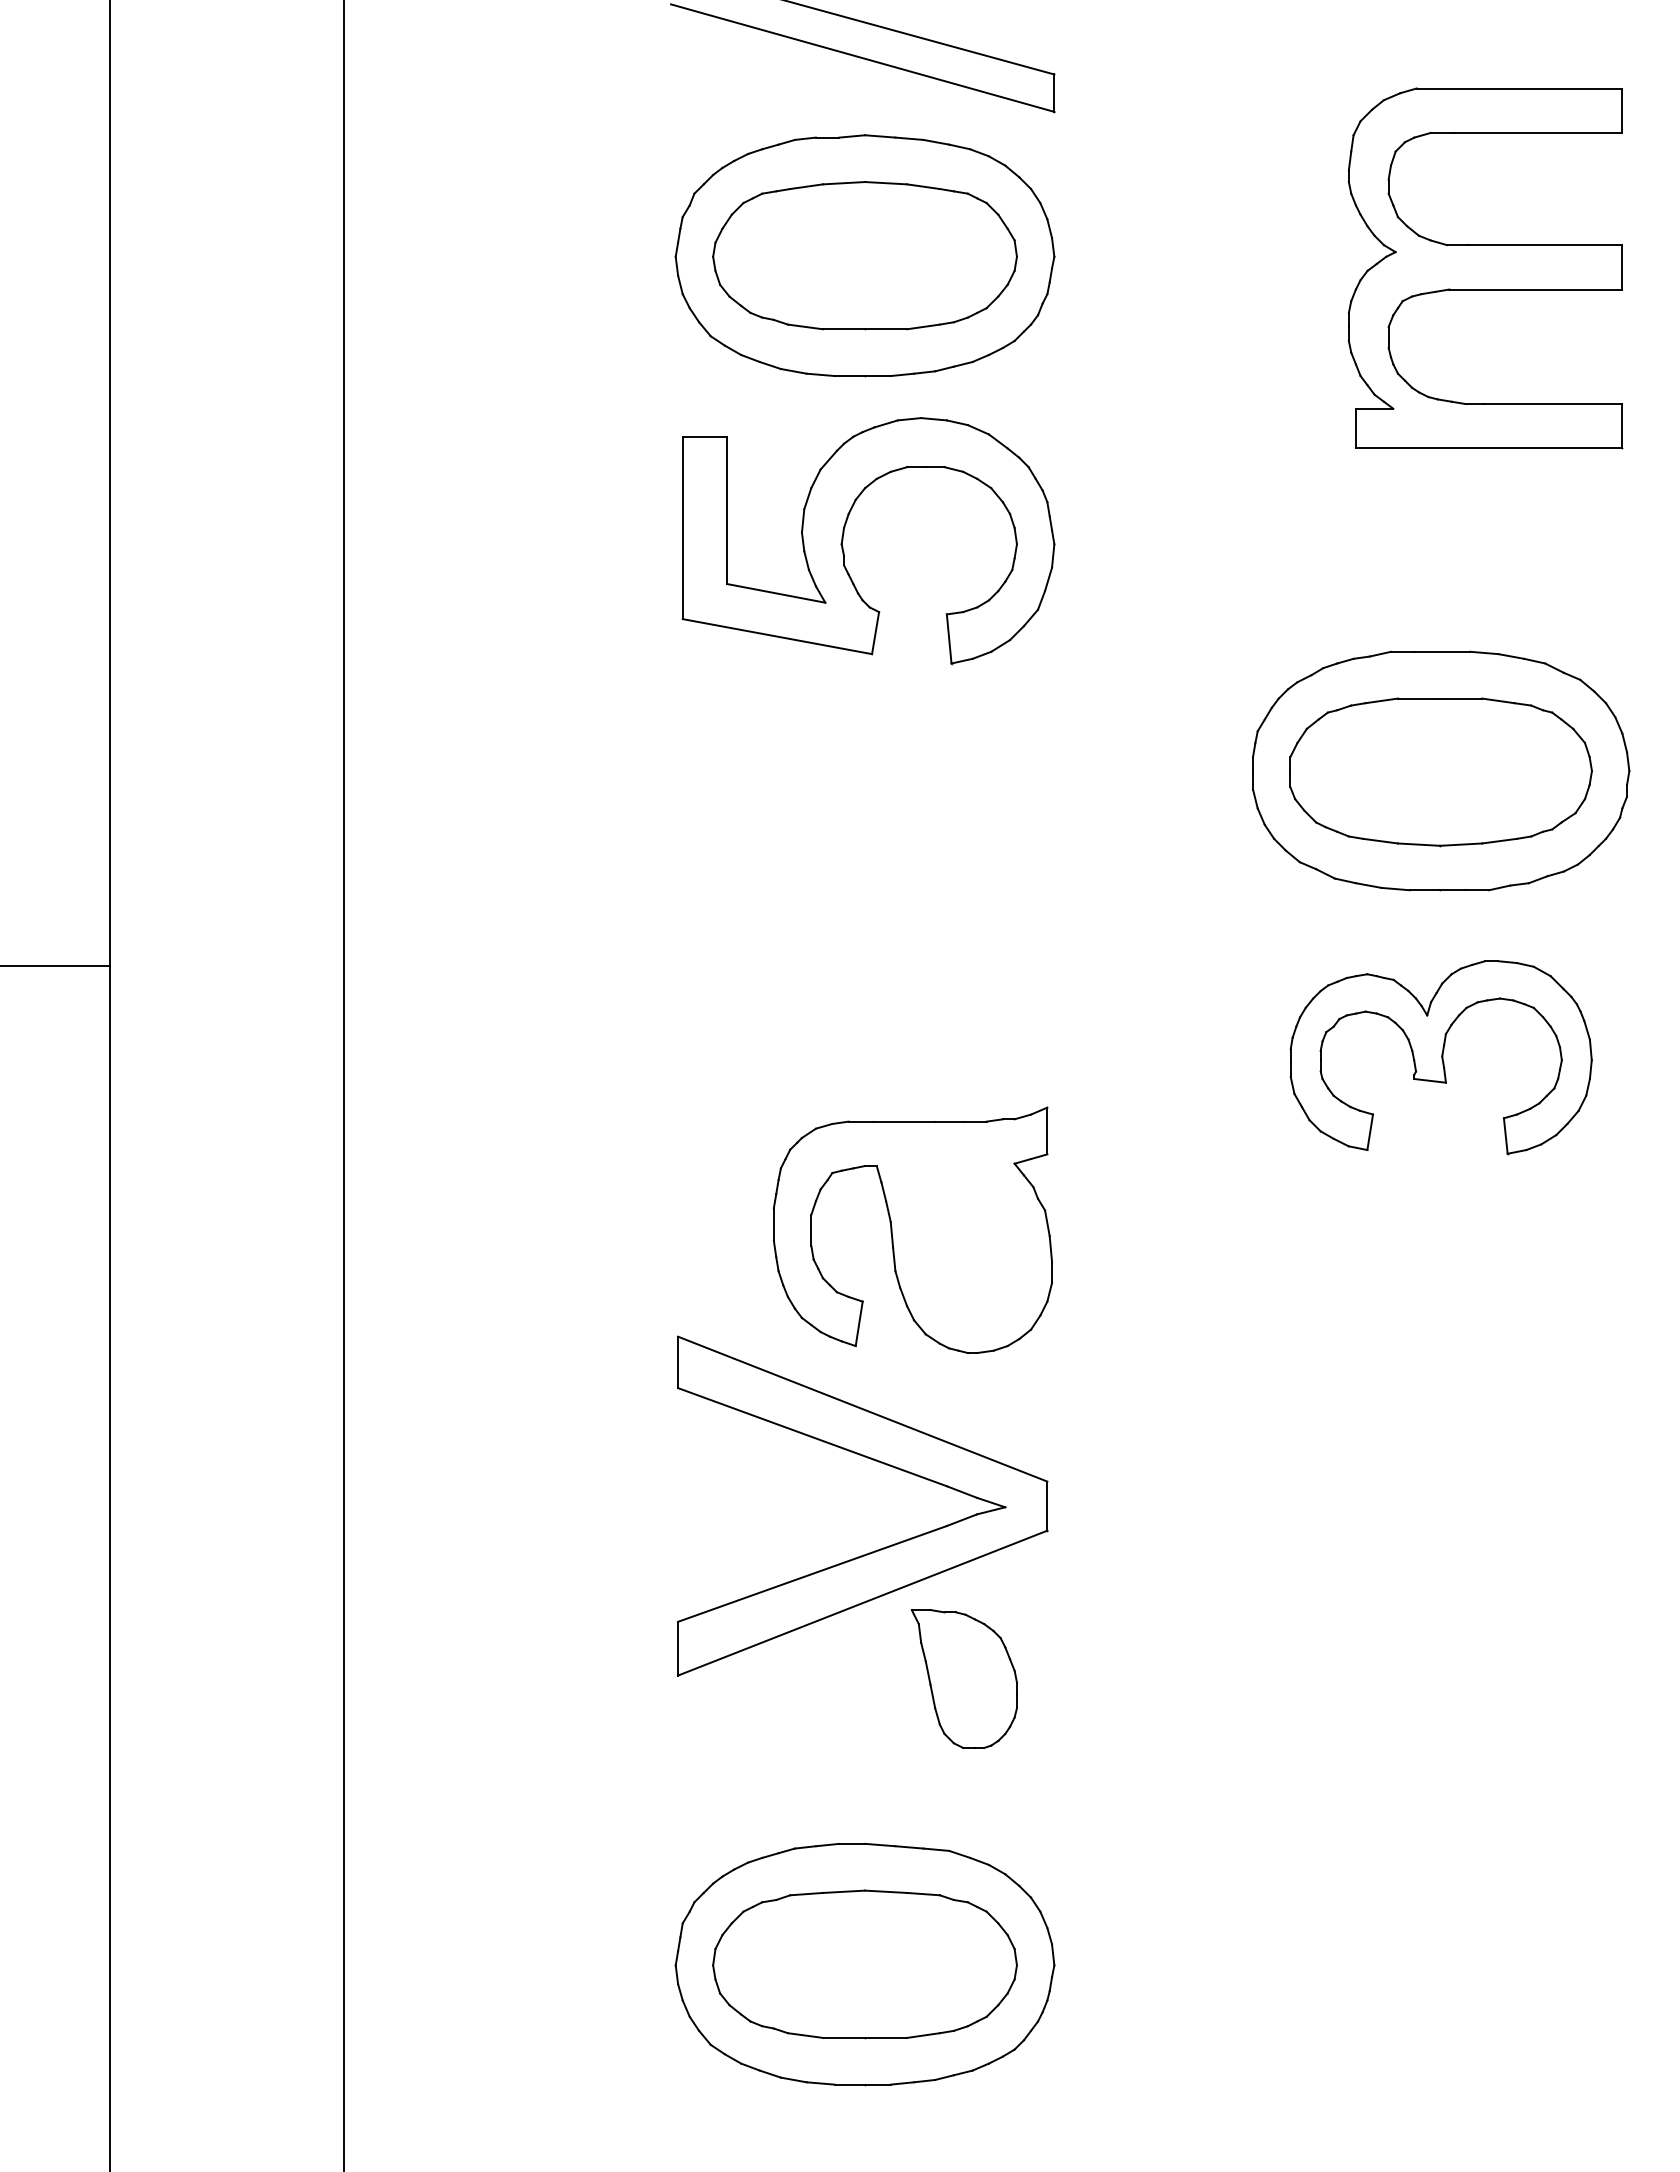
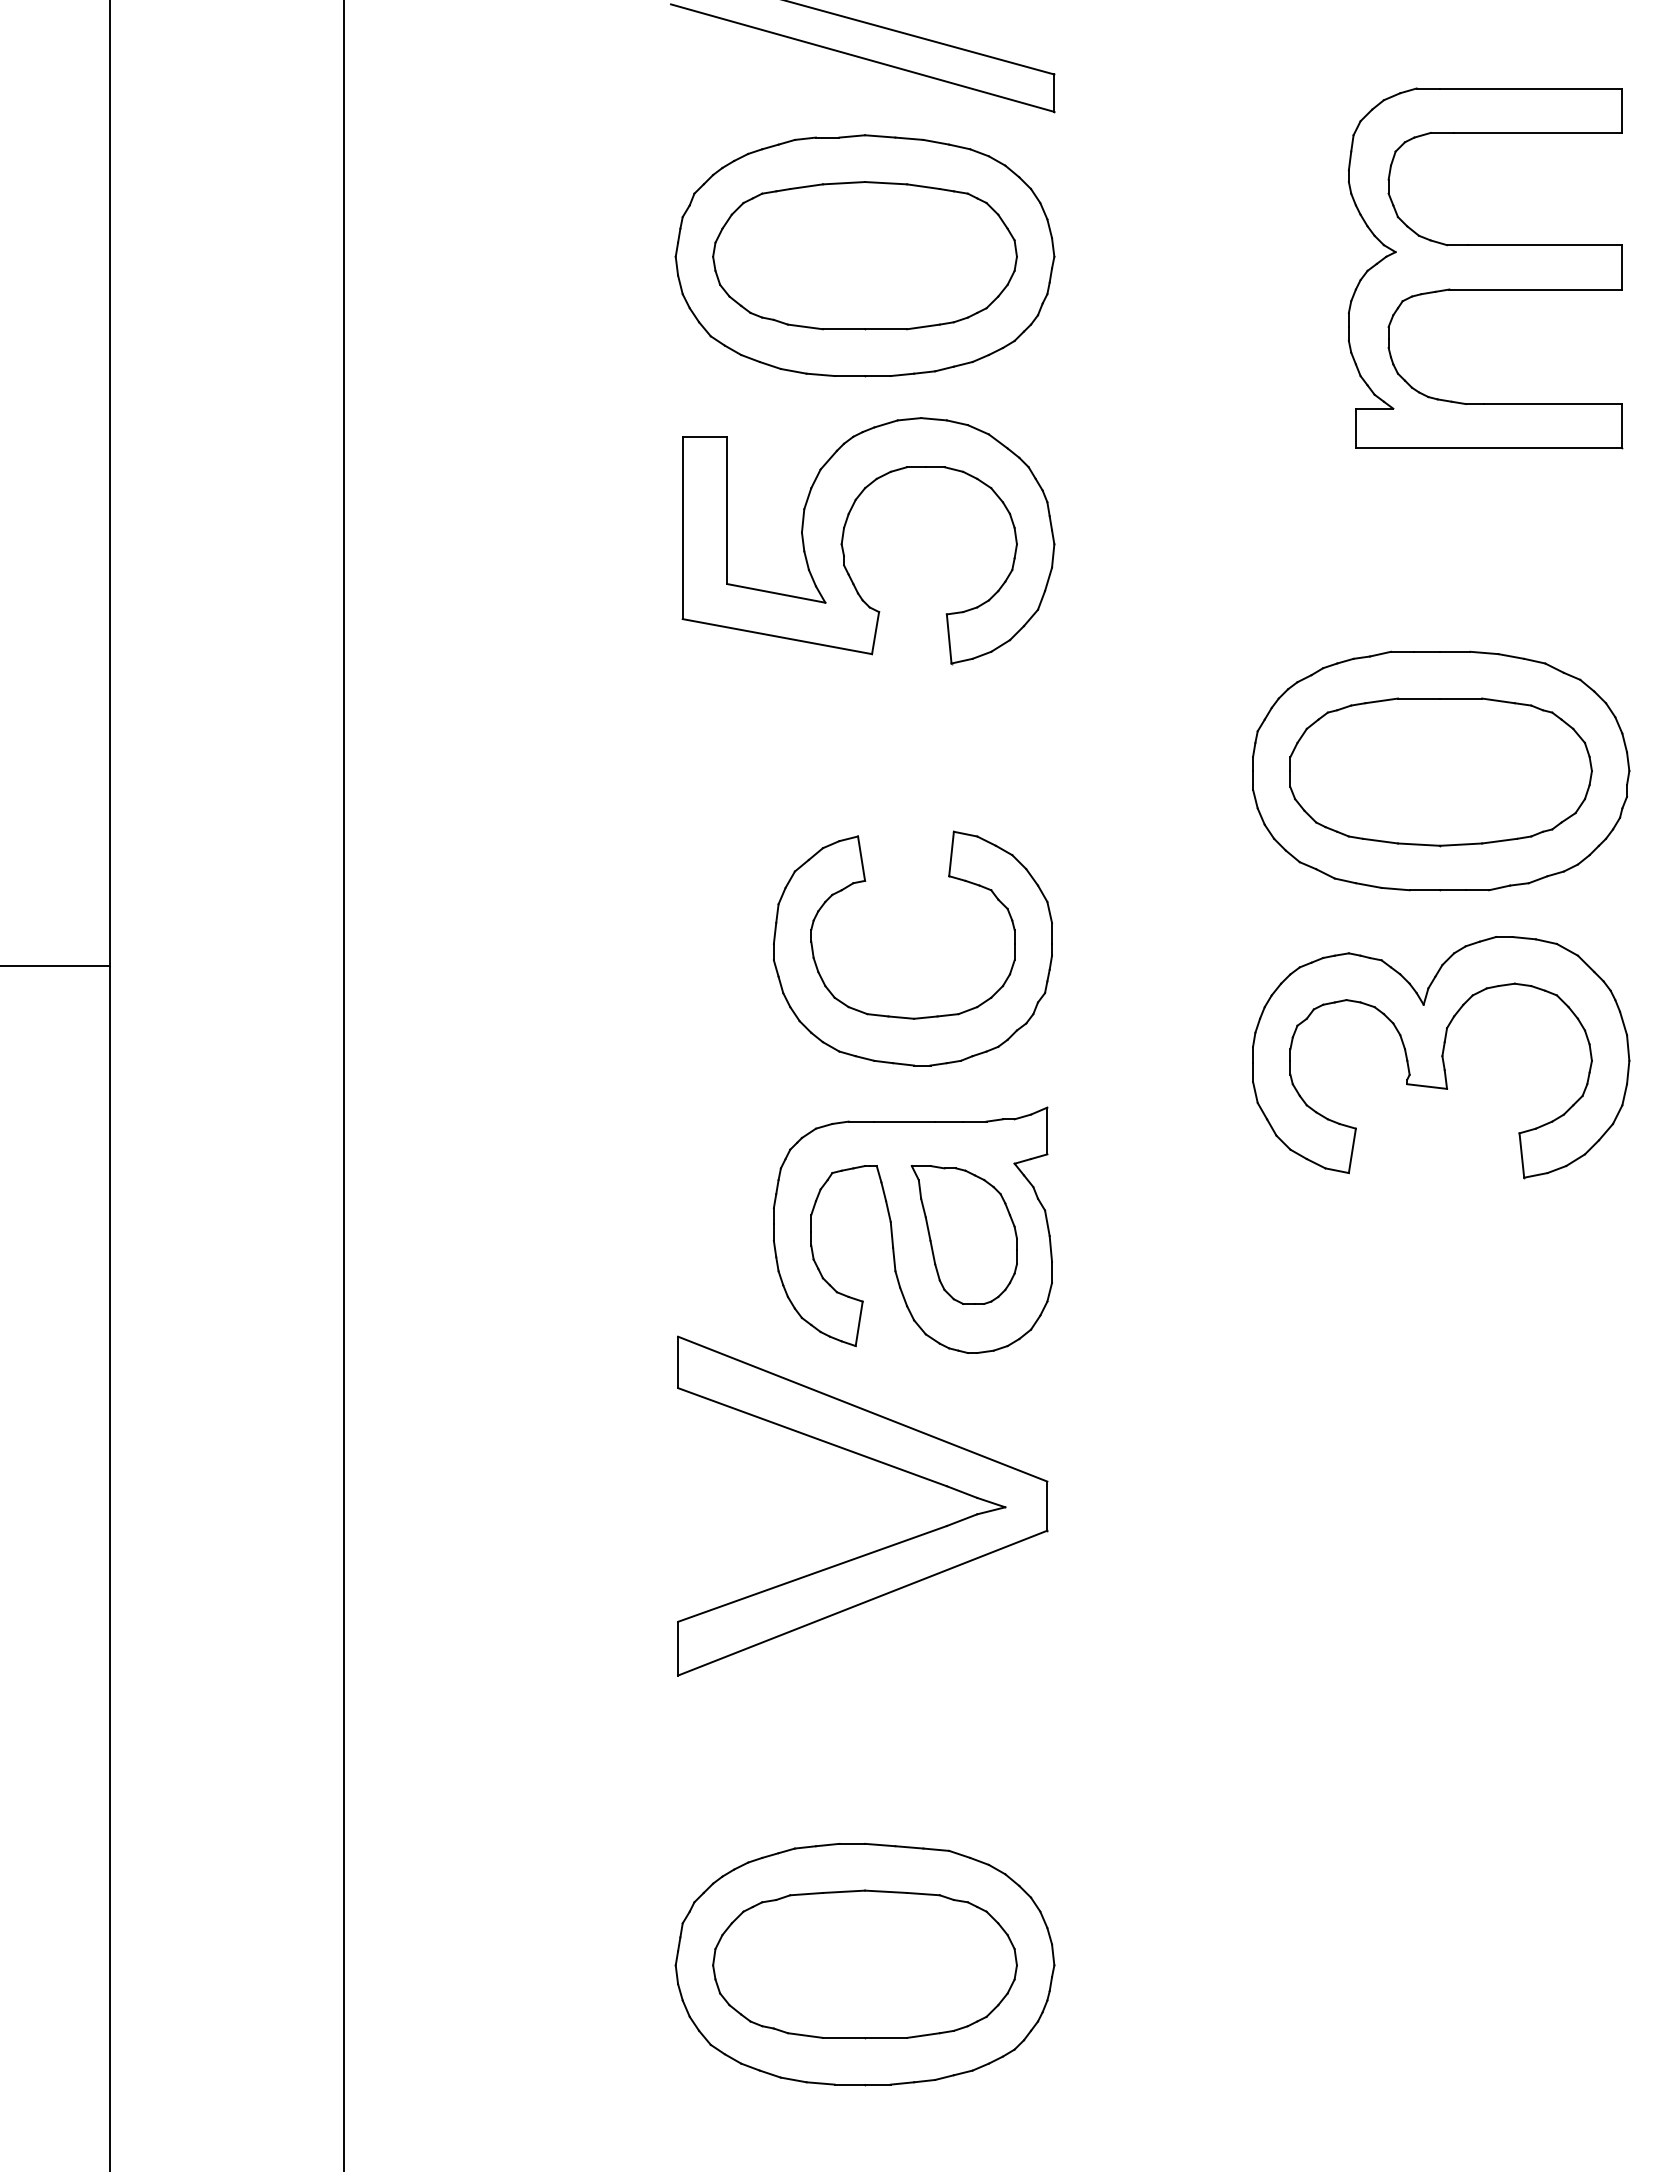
part: none -> present (903, 1016)
part size: 304x196 px -> 379x244 px (1441, 1057)
part position: (963, 1678) -> (963, 1234) (963, 1234)
